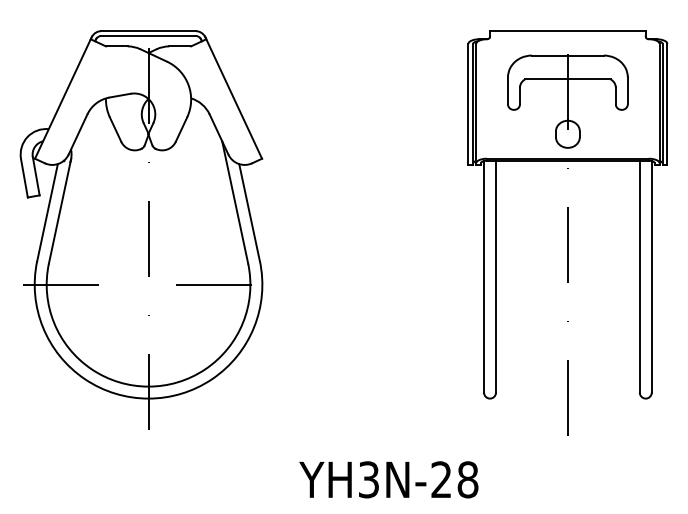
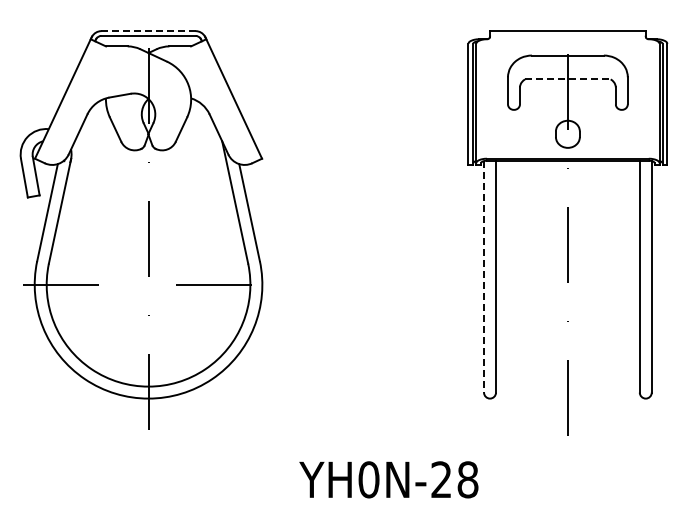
line: solid -> dashed (148, 31)
line: solid -> dashed (567, 79)
line: solid -> dashed (484, 276)
text: YH3N-28 -> YH0N-28 (368, 479)
